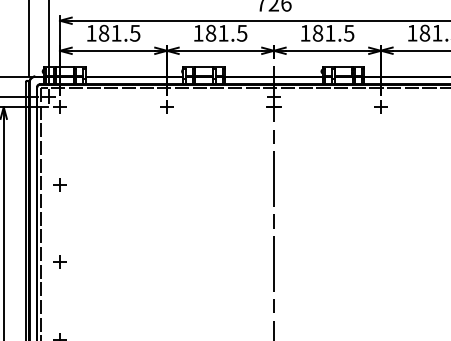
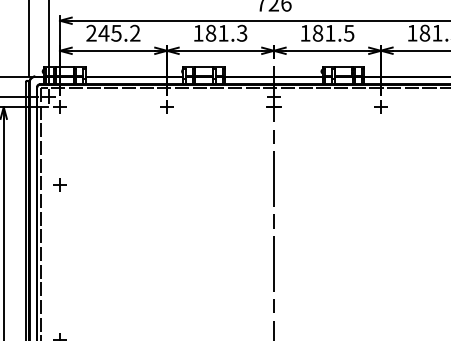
text: 181.5 -> 245.2 (113, 32)
text: 181.5 -> 181.3 (242, 32)
part: present -> none (59, 261)
